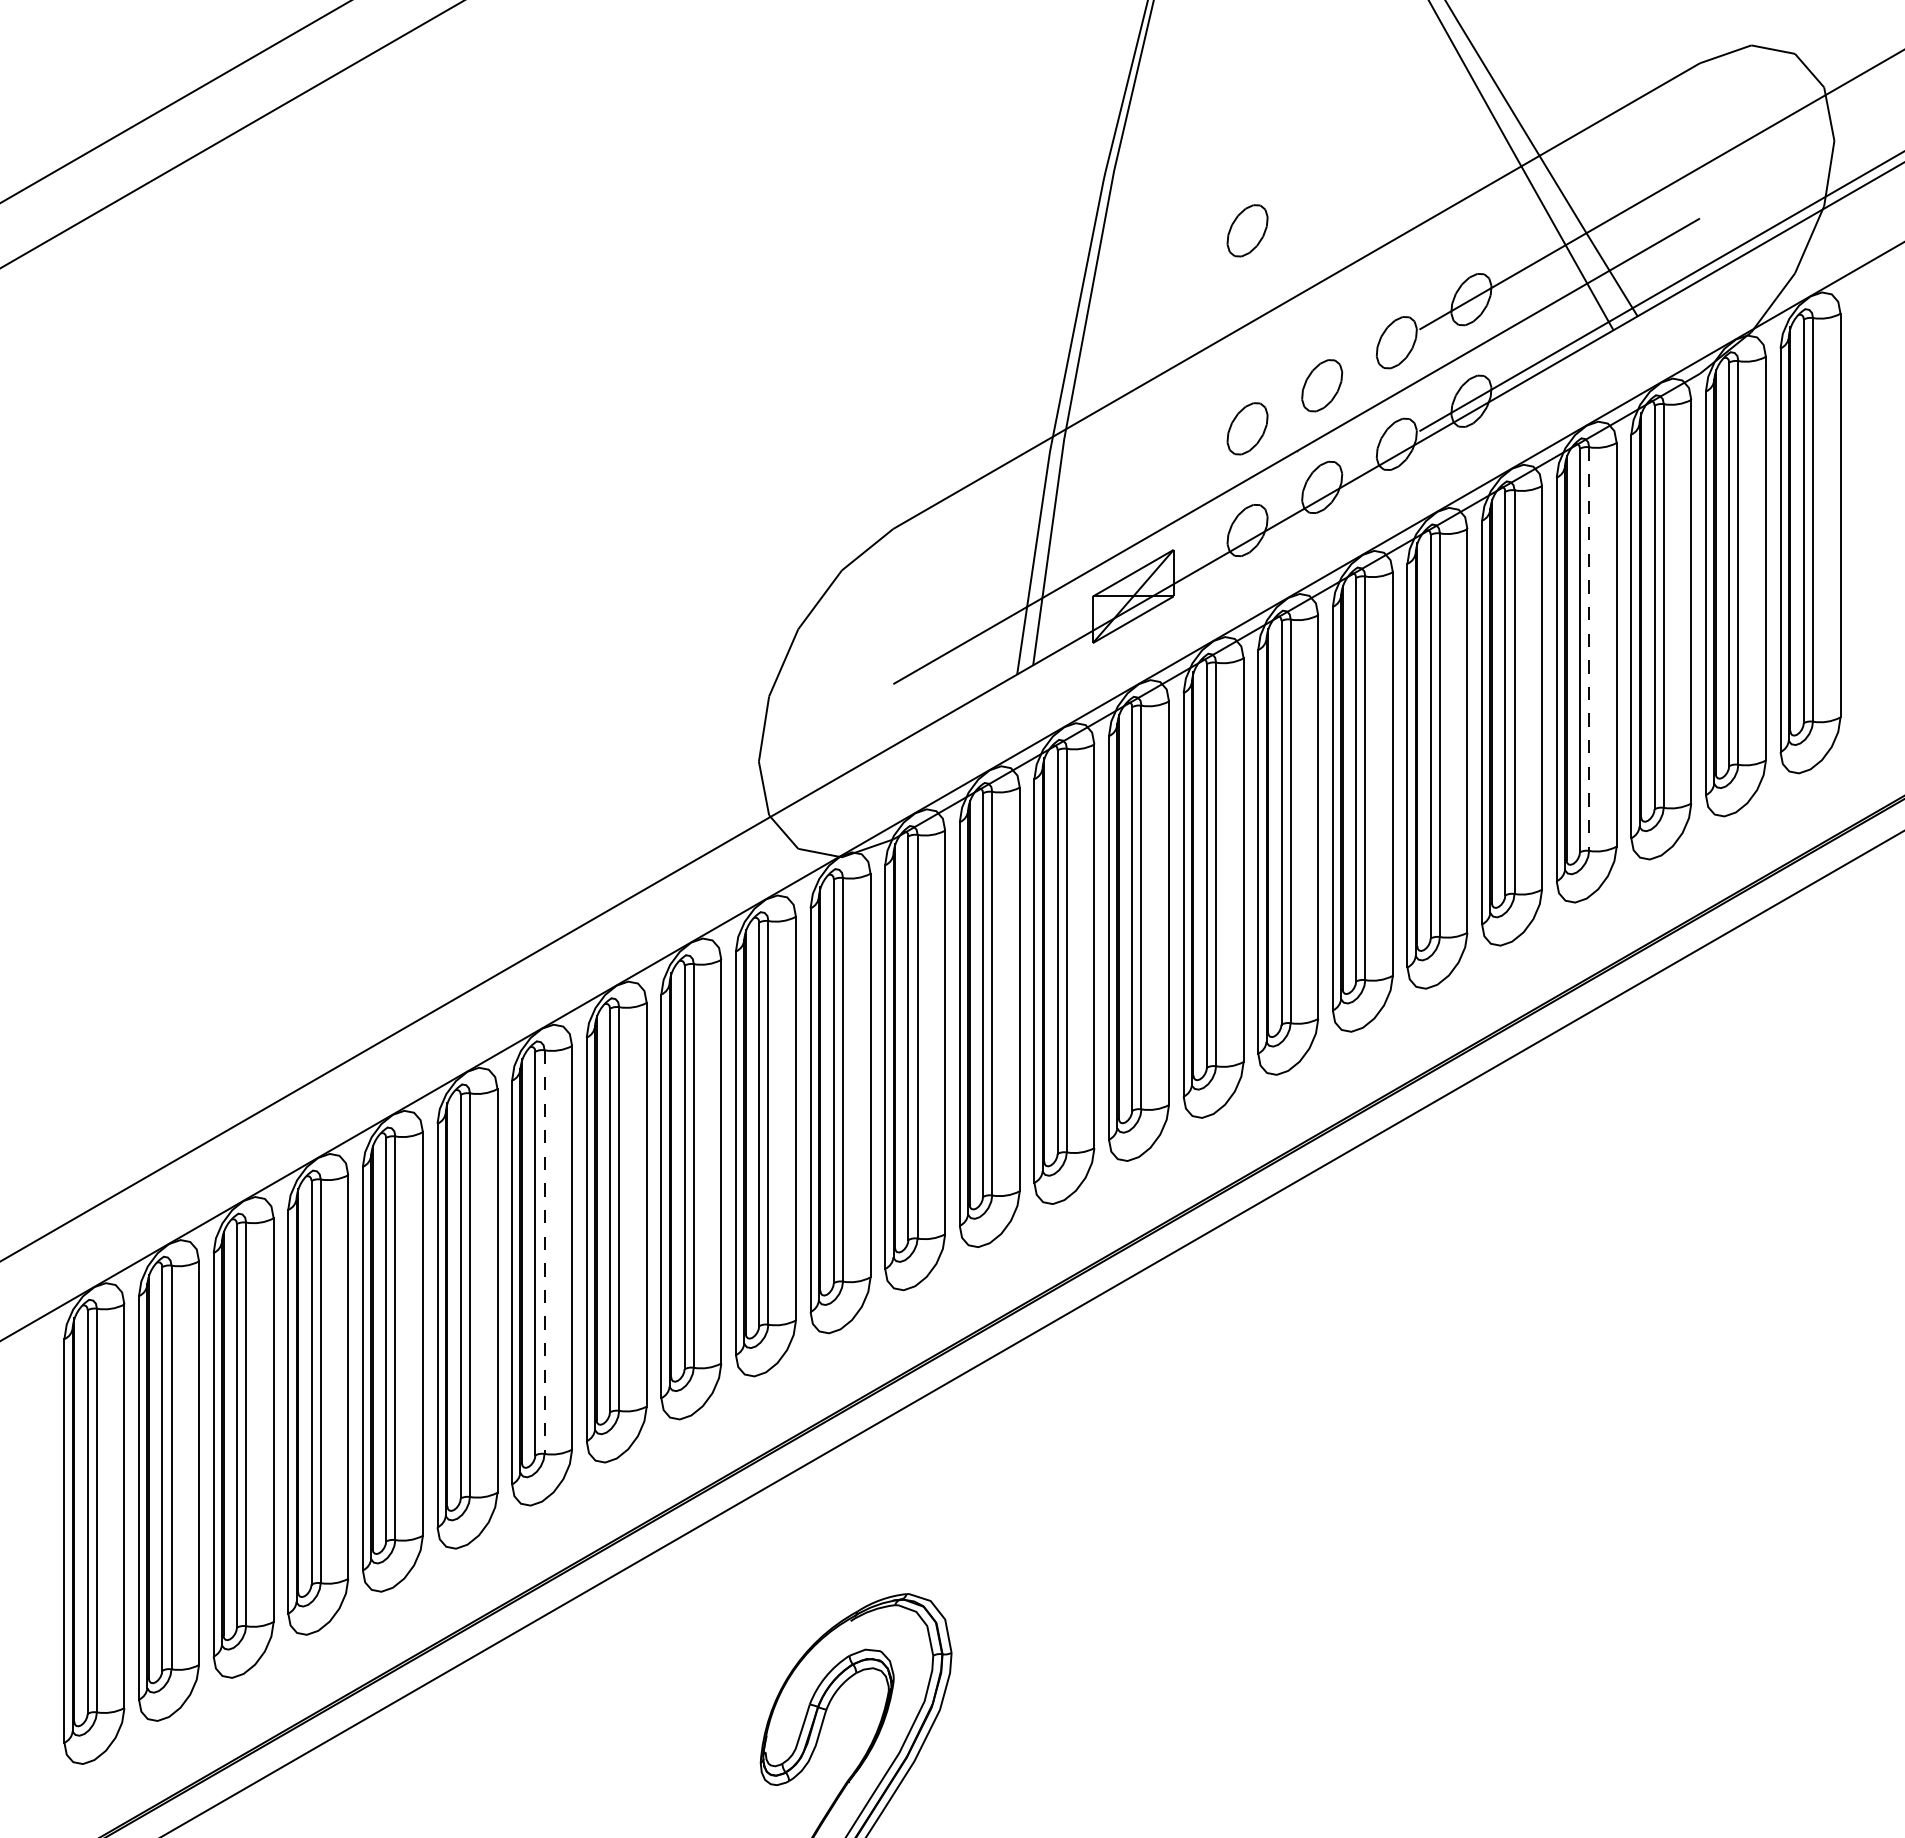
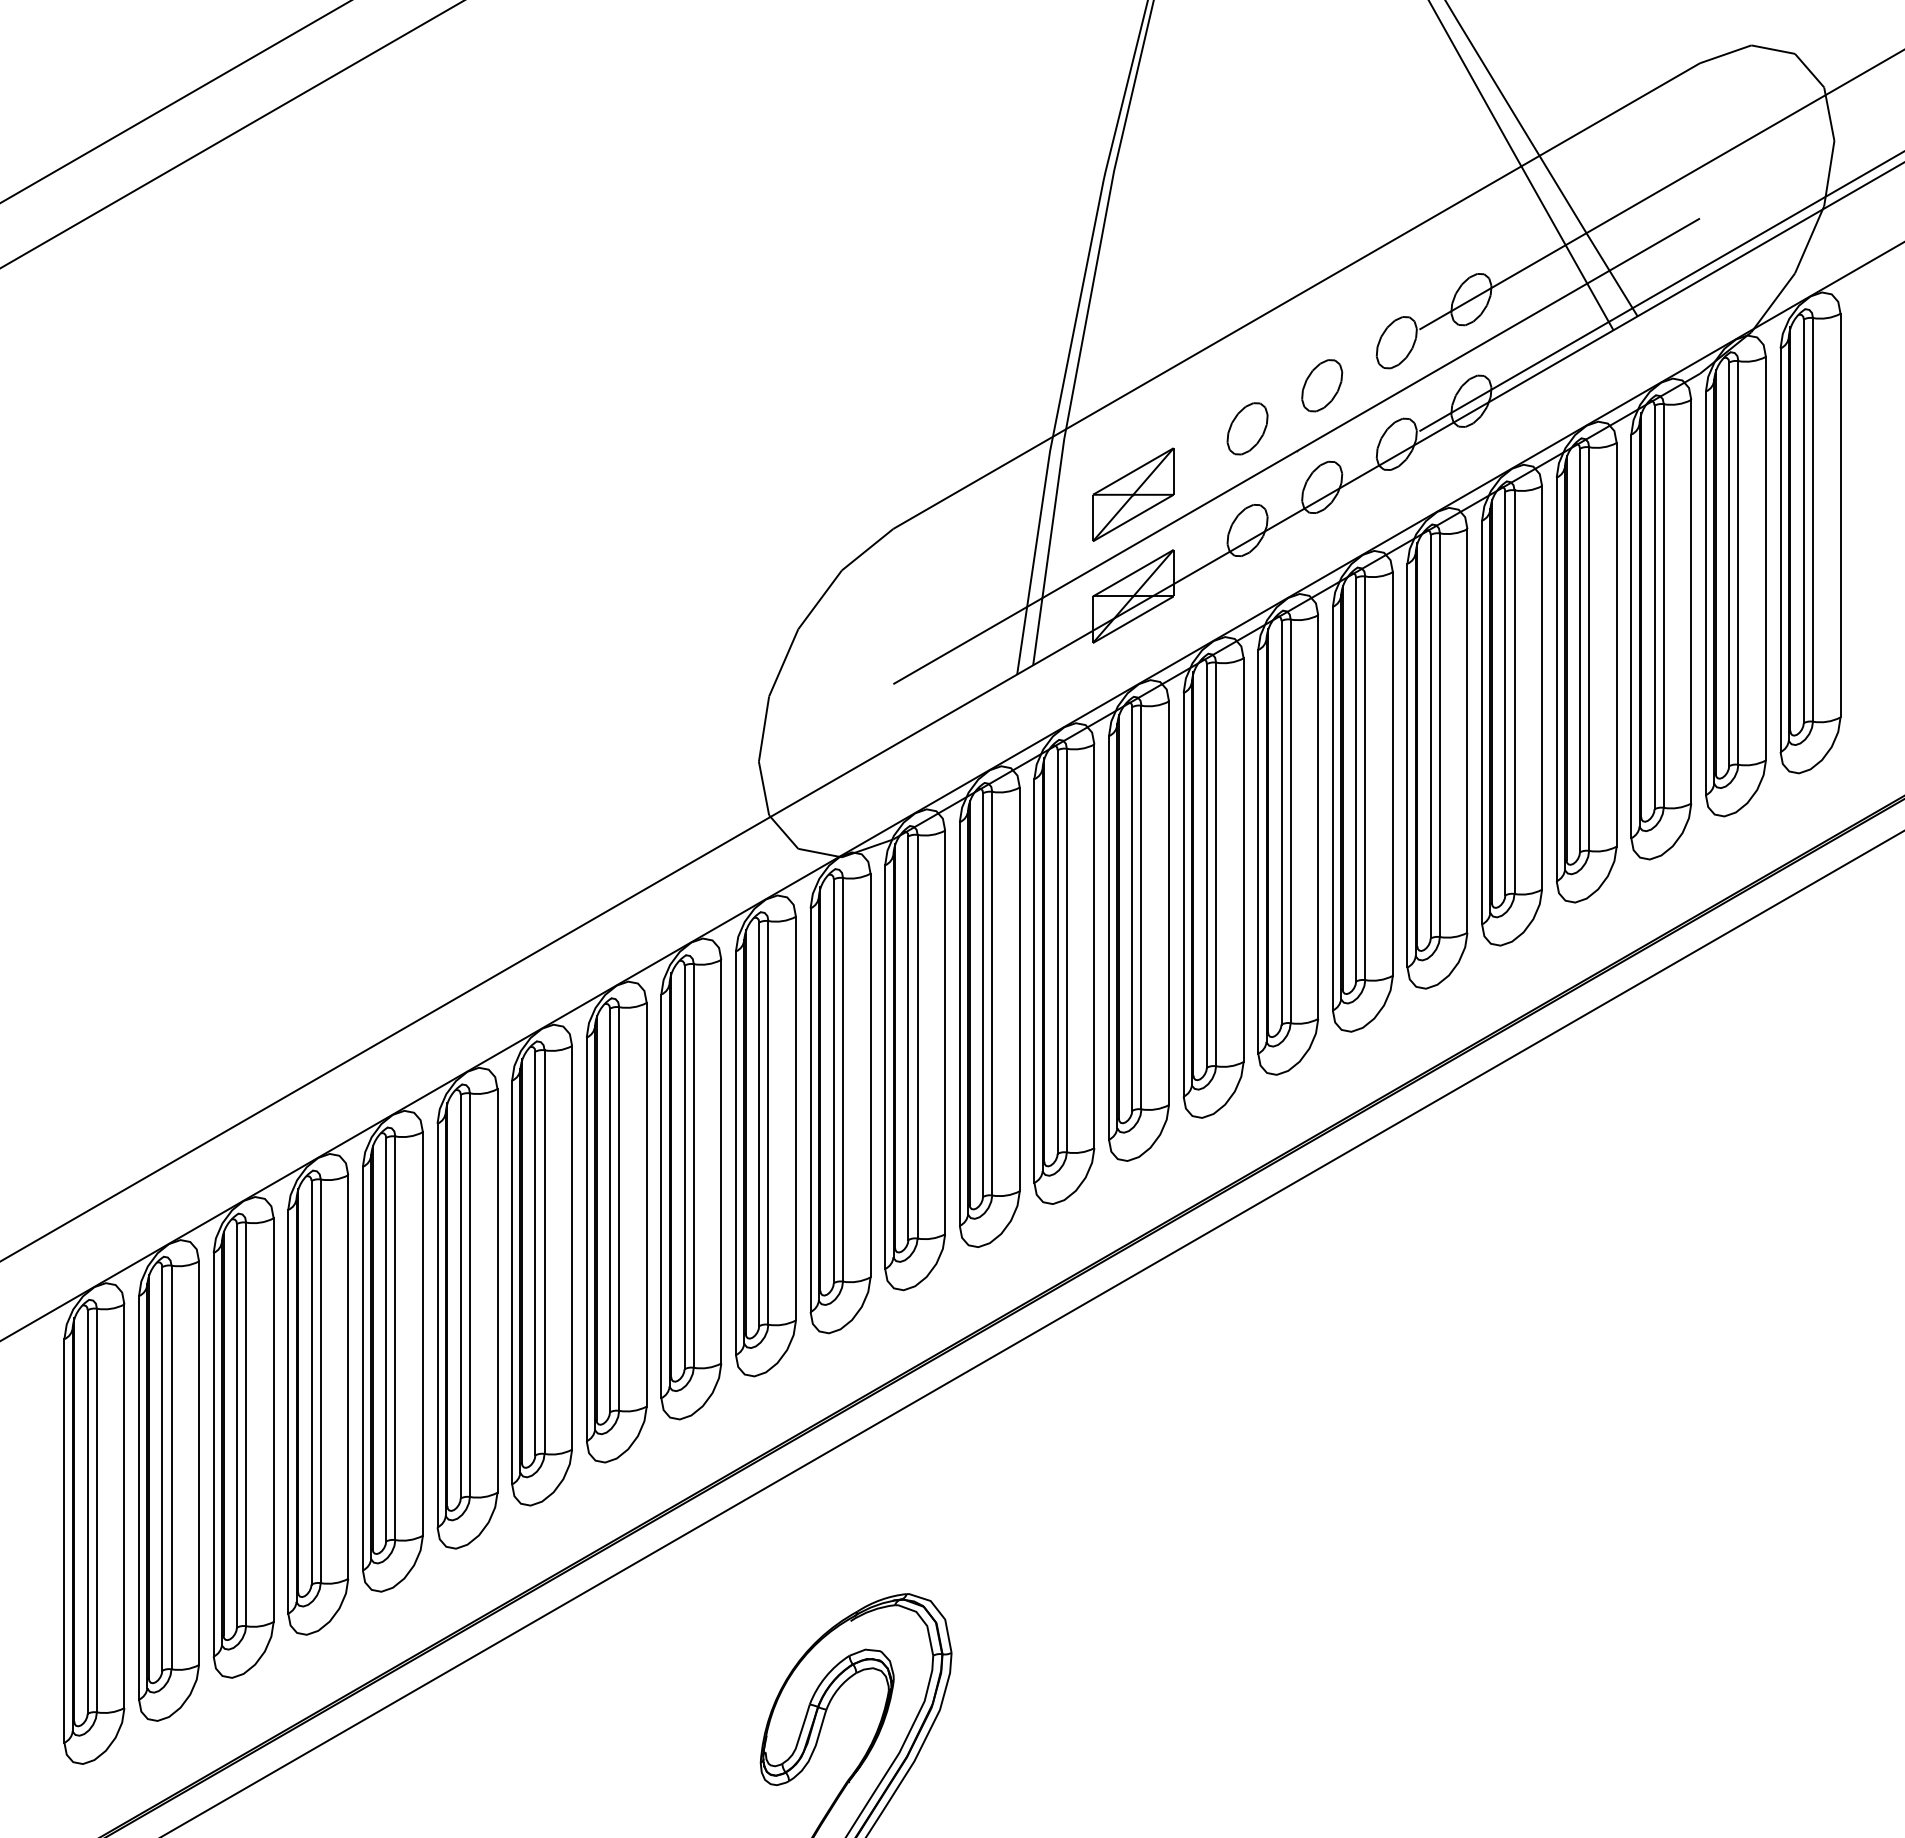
part: present -> none (1247, 230)
part: none -> present (1133, 494)
line: dashed -> solid (1589, 649)
line: dashed -> solid (544, 1252)
